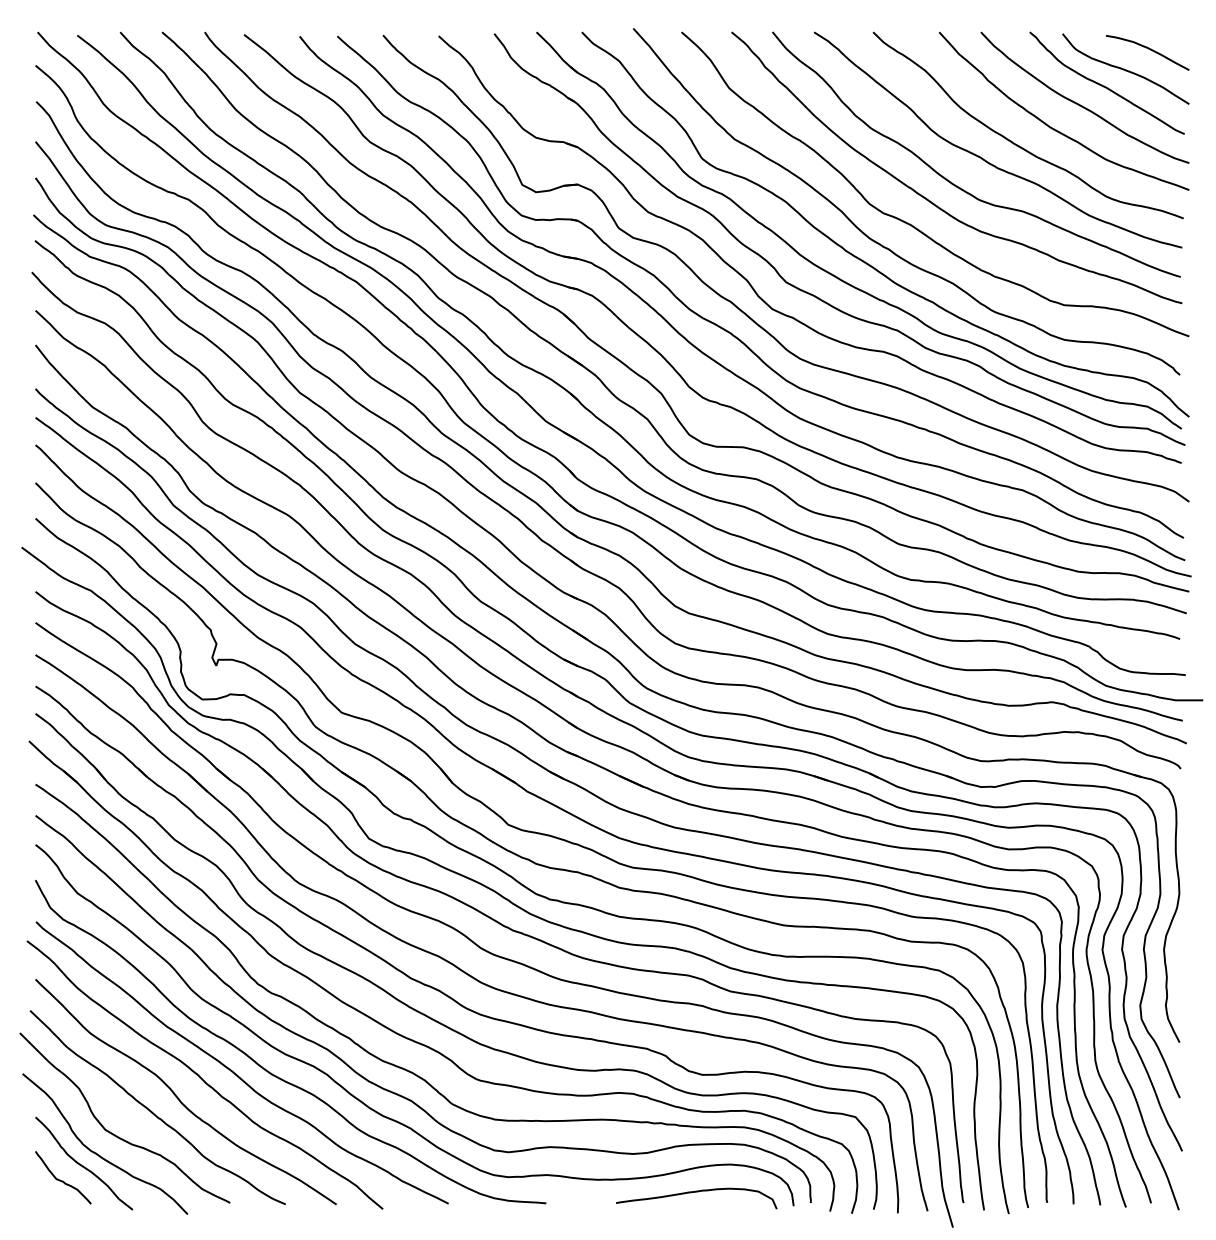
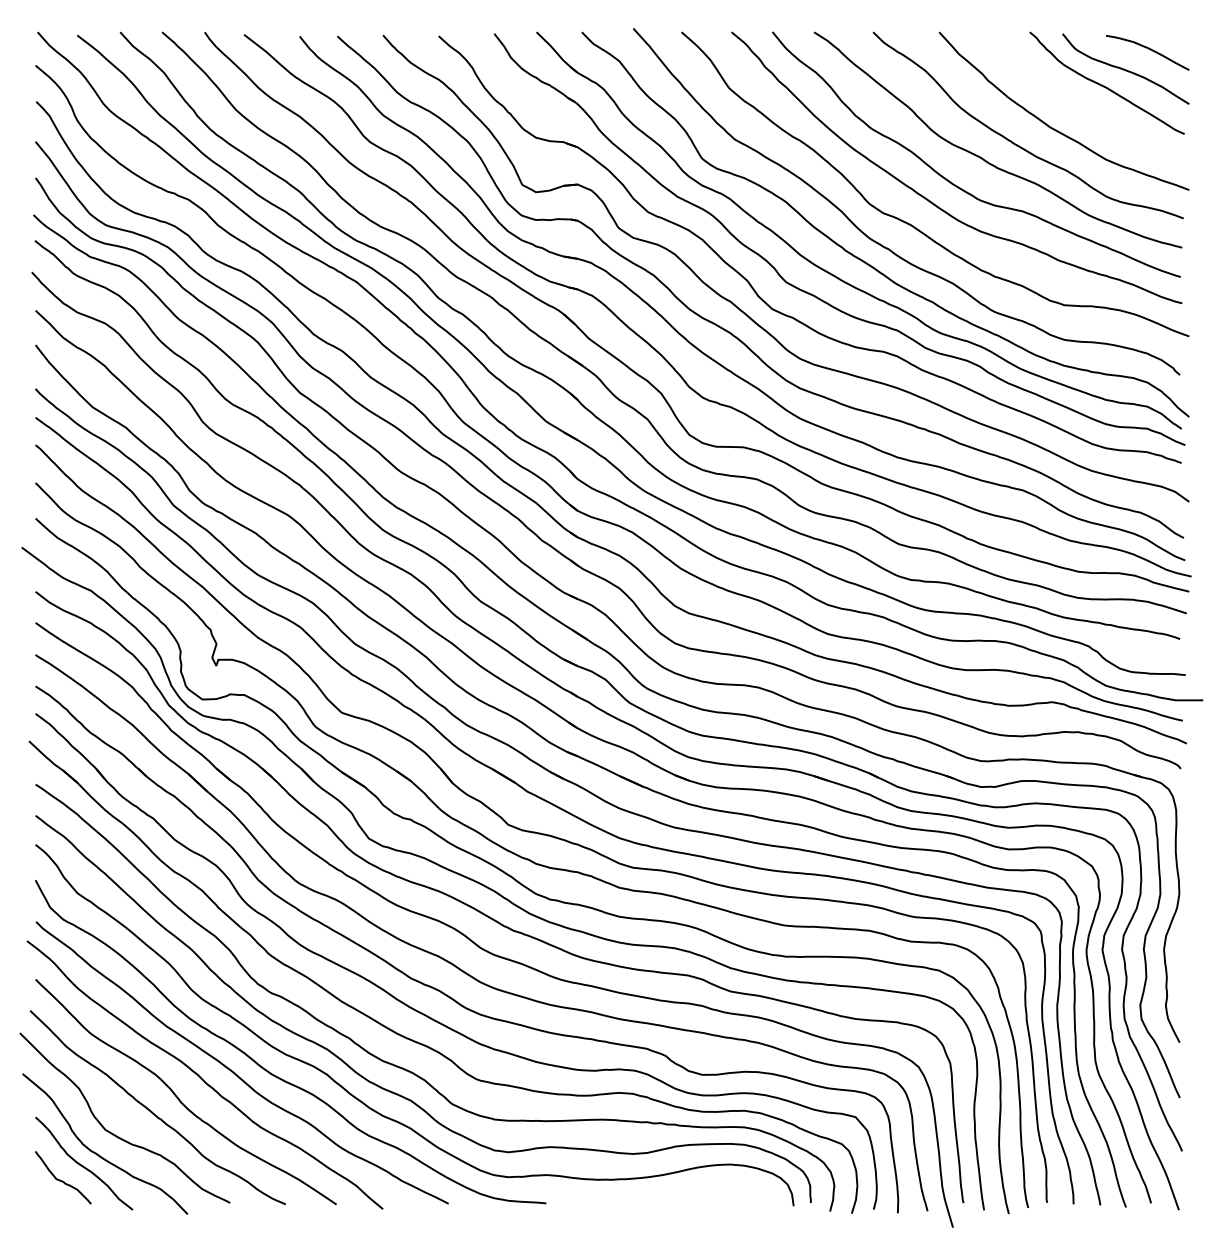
curve: present -> none (1080, 104)
curve: present -> none (696, 1192)
